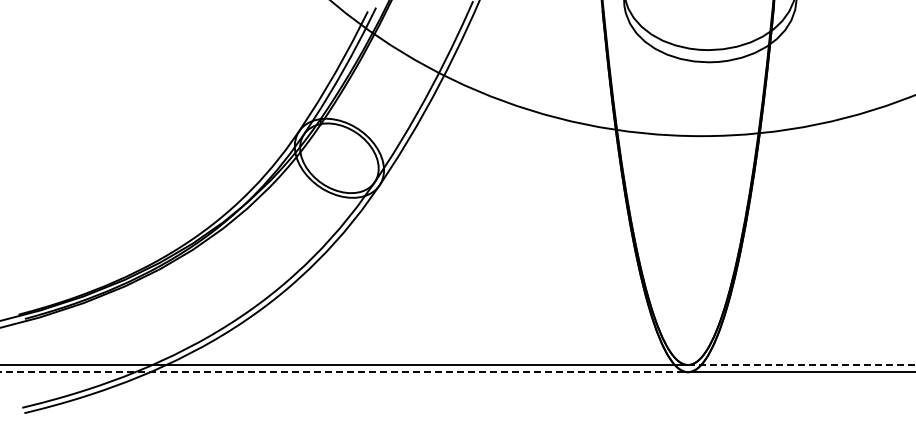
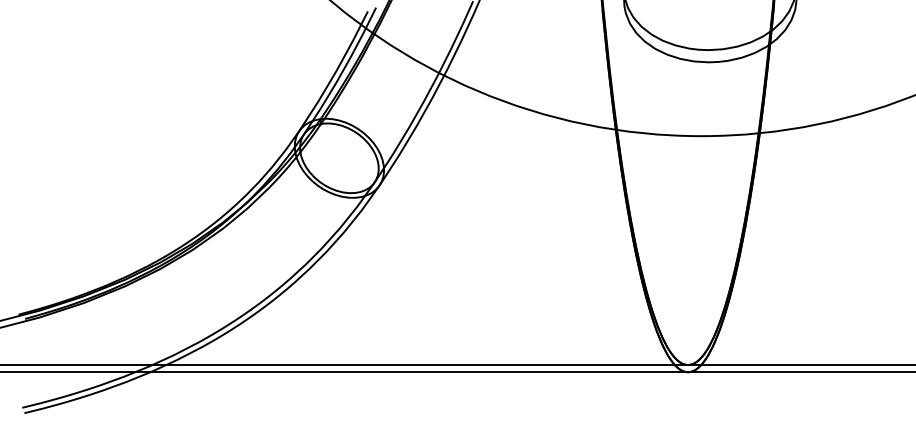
line: dashed -> solid (801, 365)
line: dashed -> solid (344, 372)
